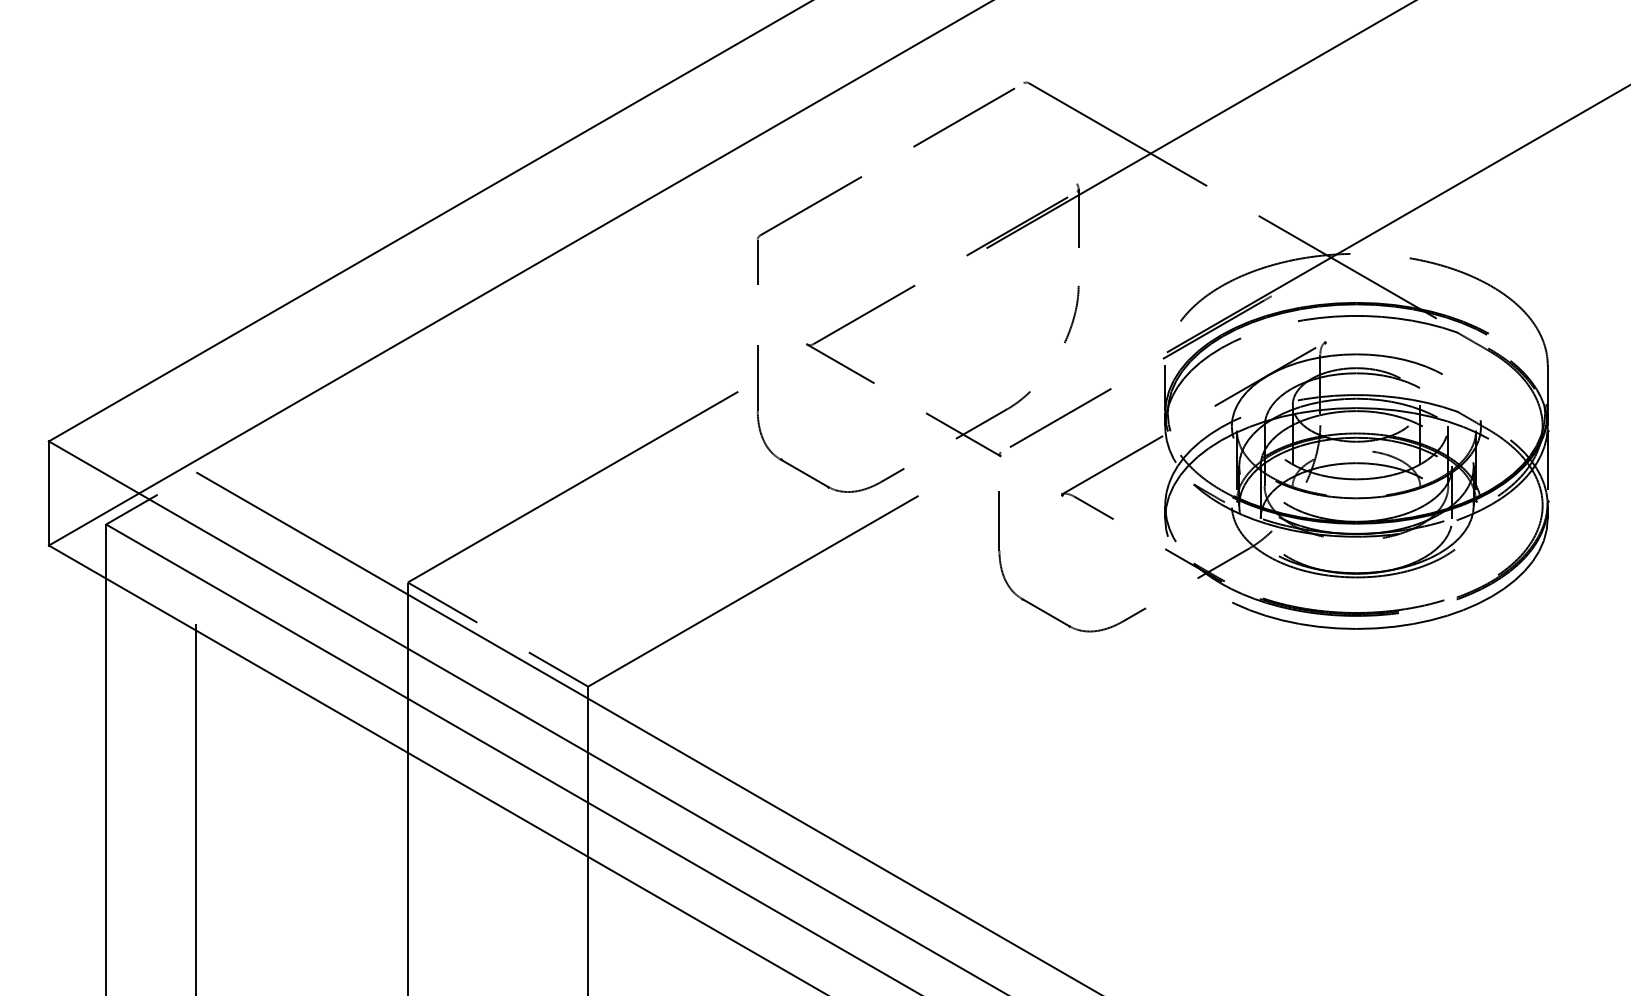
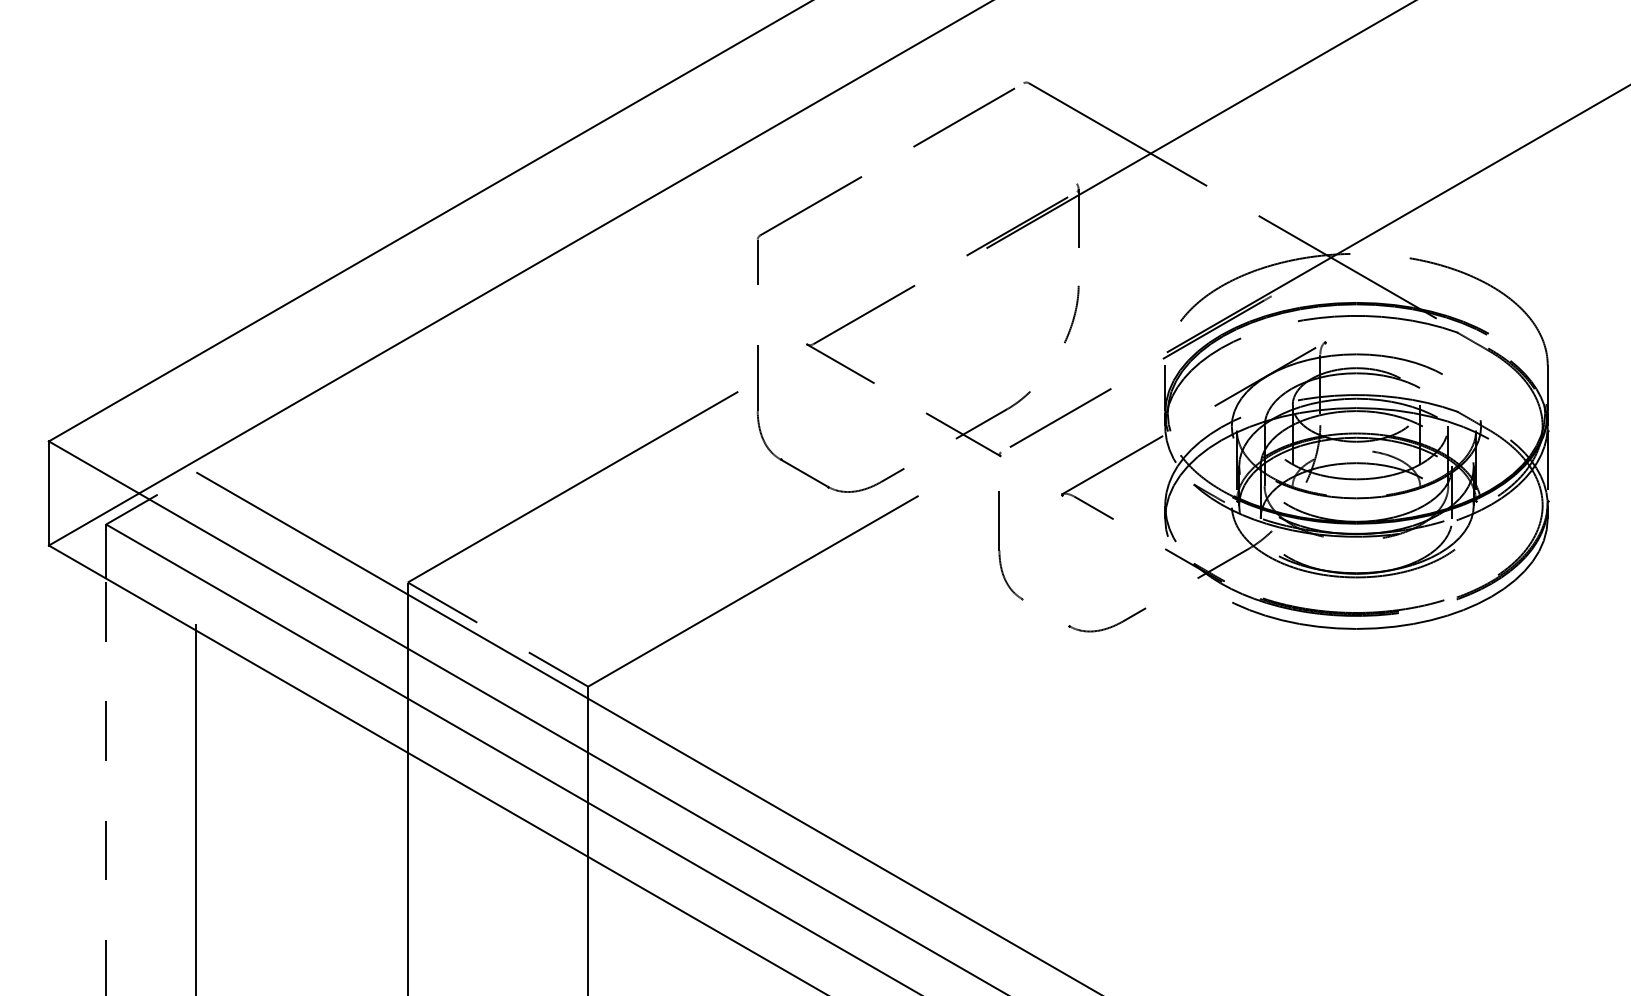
line: present -> none (1045, 612)
line: solid -> dashed (106, 787)
